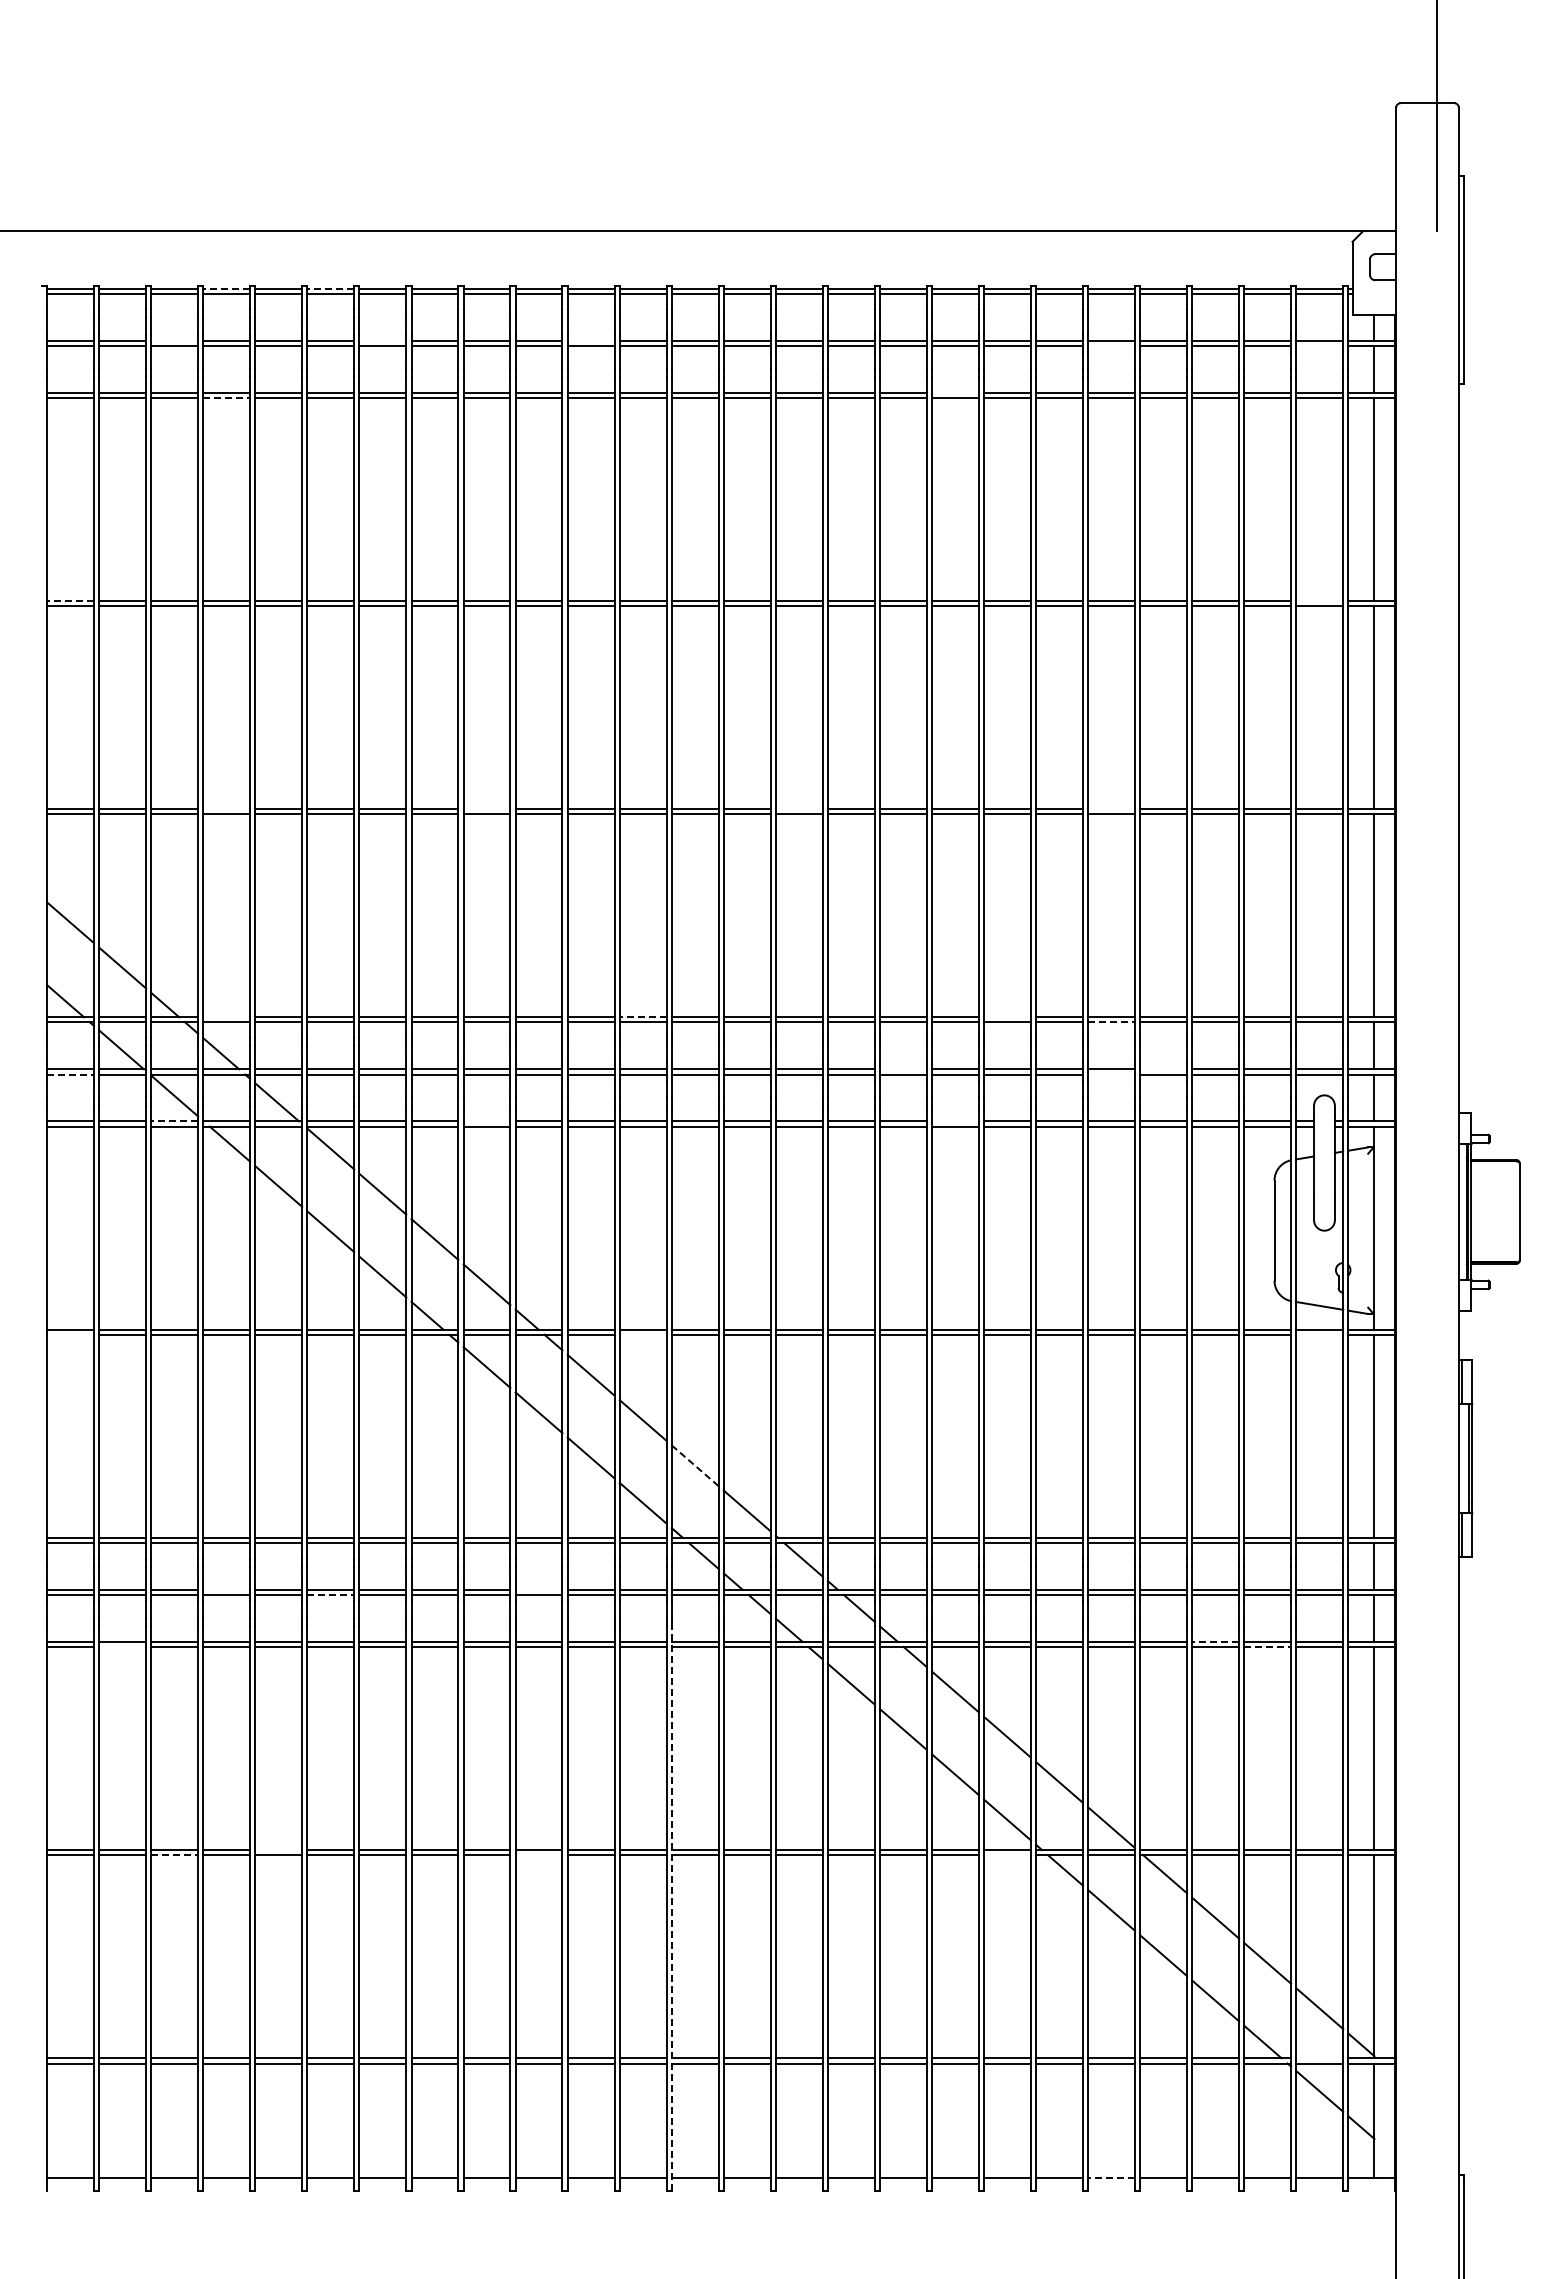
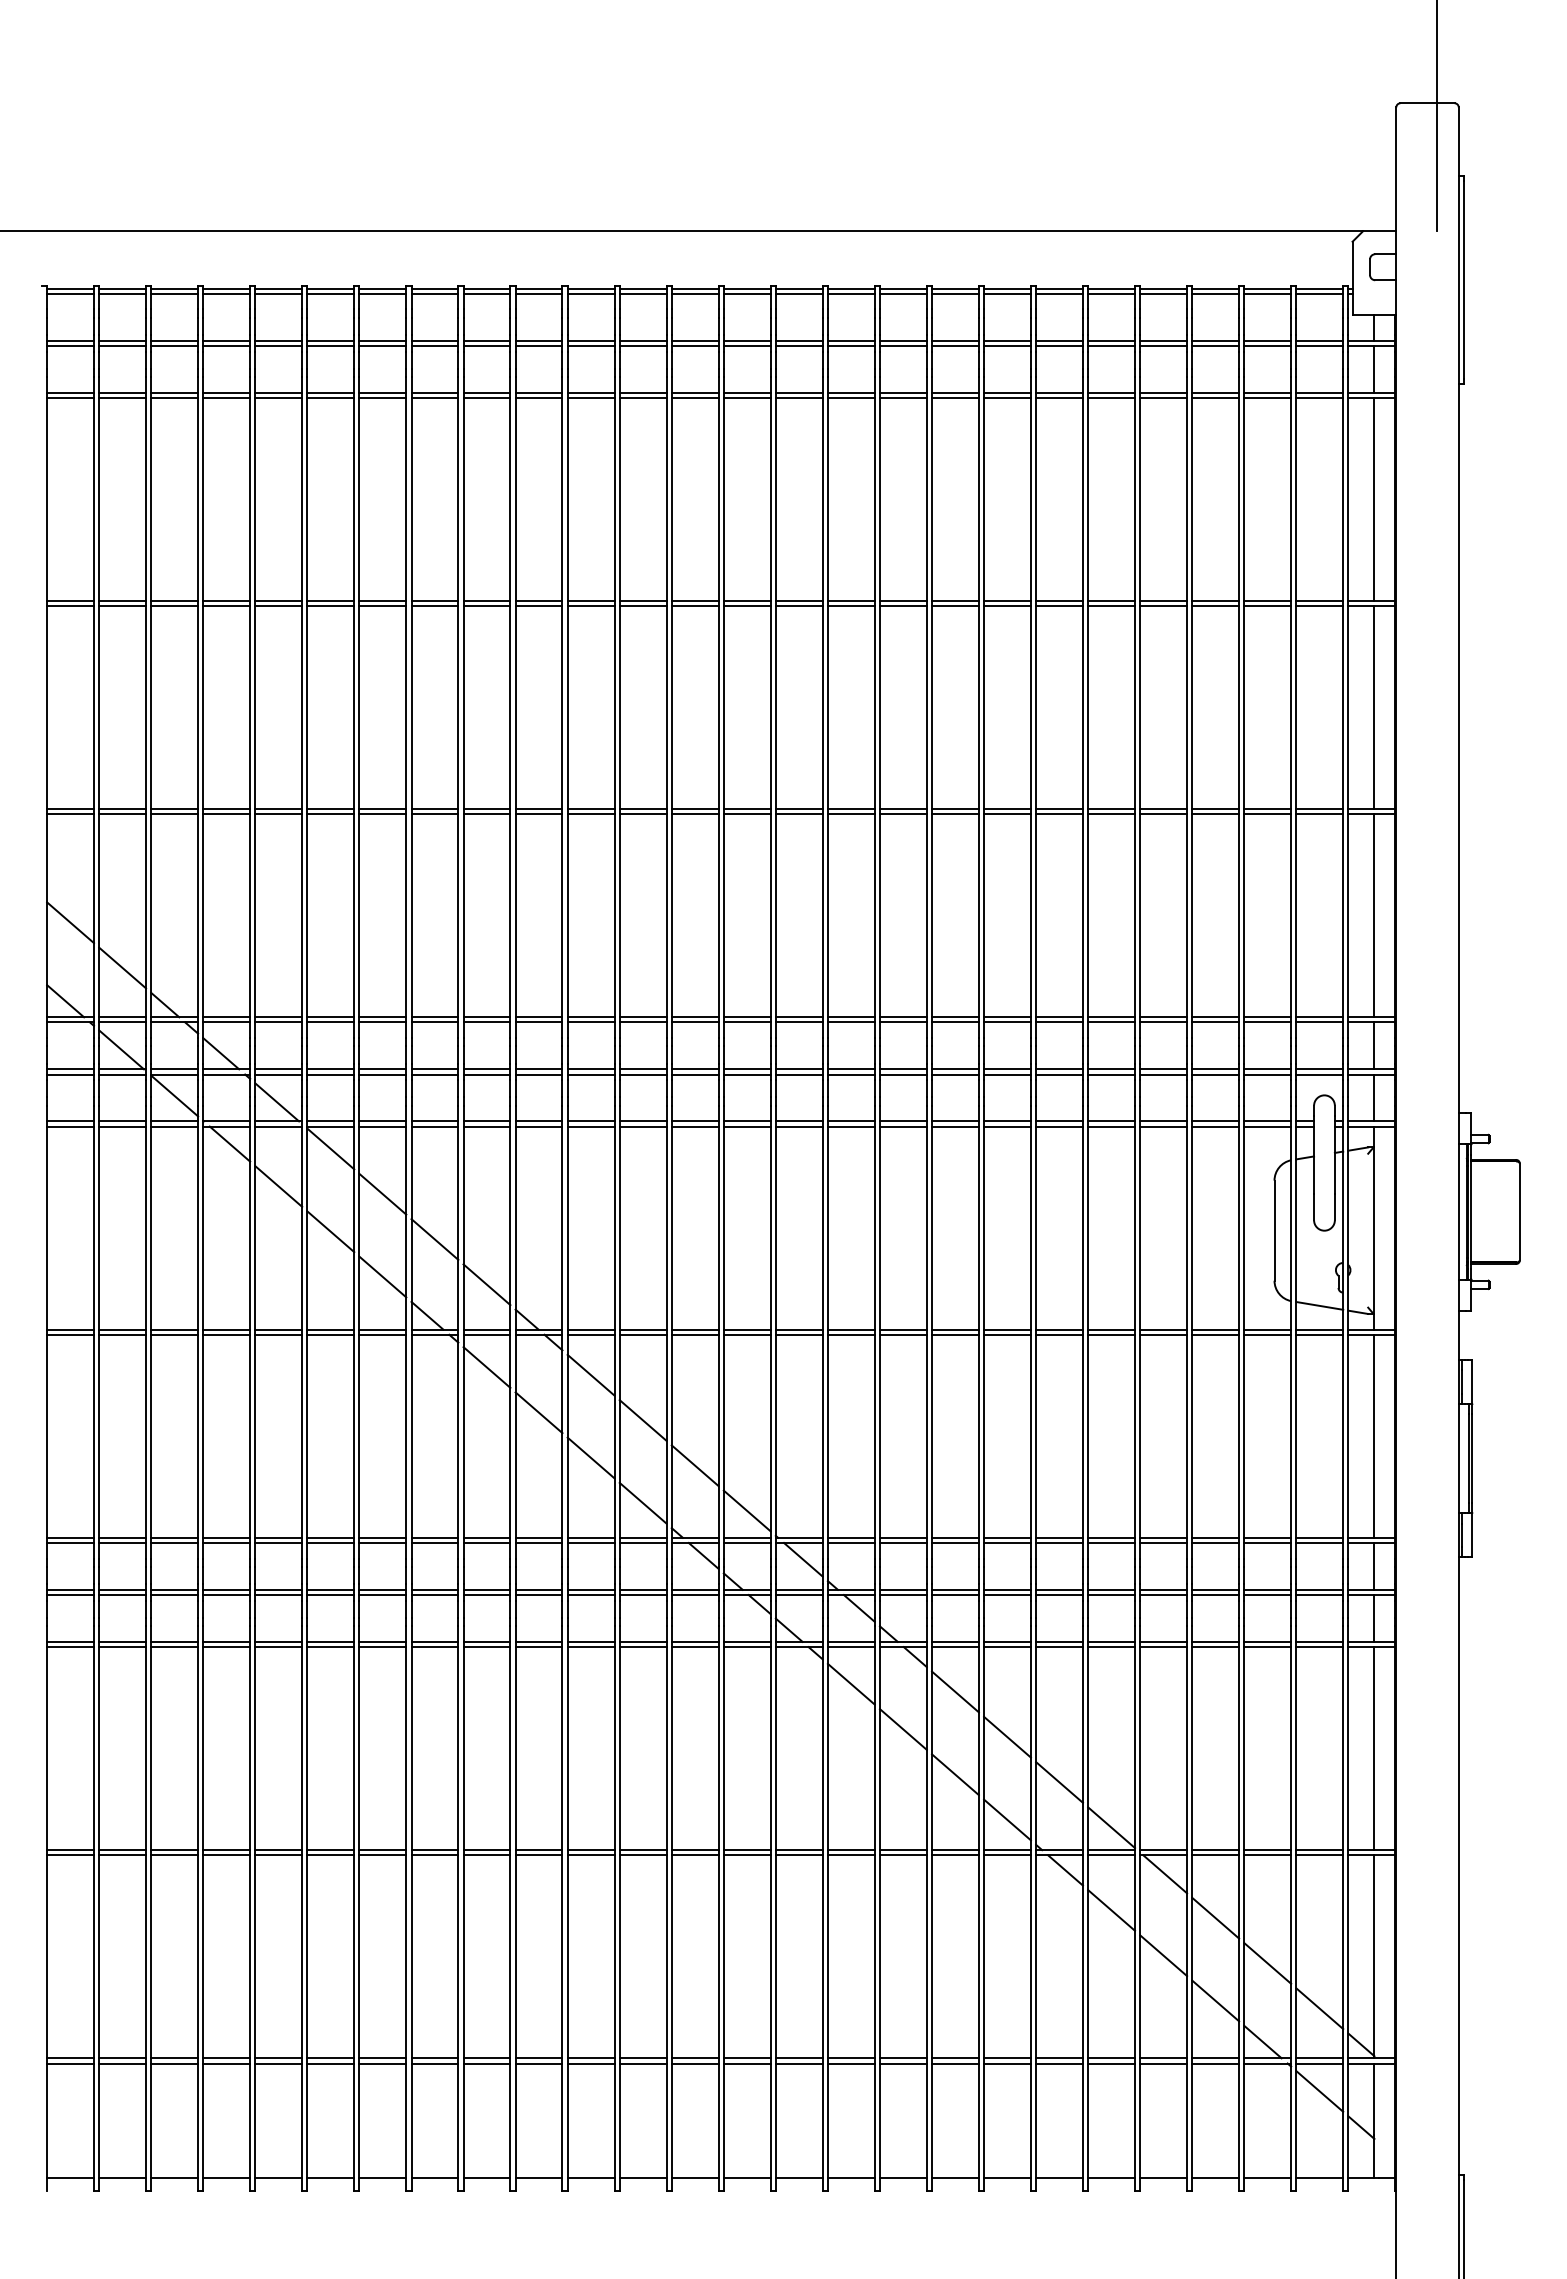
line: dashed -> solid (226, 288)
line: dashed -> solid (330, 288)
line: none -> present (174, 340)
line: none -> present (382, 340)
line: none -> present (590, 340)
line: none -> present (1111, 345)
line: none -> present (1319, 345)
line: none -> present (955, 392)
line: dashed -> solid (227, 397)
line: dashed -> solid (70, 600)
line: none -> present (1319, 600)
line: none -> present (226, 809)
line: none -> present (486, 809)
line: none -> present (798, 809)
line: none -> present (1111, 809)
line: none -> present (226, 1017)
line: dashed -> solid (642, 1017)
line: none -> present (1007, 1017)
line: dashed -> solid (1112, 1022)
line: none -> present (902, 1069)
line: none -> present (1163, 1069)
line: dashed -> solid (71, 1074)
line: none -> present (1111, 1074)
line: dashed -> solid (174, 1121)
line: none -> present (486, 1121)
line: none -> present (955, 1121)
line: none -> present (70, 1334)
line: none -> present (642, 1334)
line: none -> present (1319, 1334)
line: dashed -> solid (695, 1466)
line: none -> present (226, 1589)
line: none -> present (538, 1589)
line: dashed -> solid (331, 1595)
line: dashed -> solid (1215, 1641)
line: none -> present (122, 1647)
line: dashed -> solid (1268, 1647)
line: none -> present (278, 1850)
line: dashed -> solid (175, 1855)
line: none -> present (538, 1855)
line: none -> present (1007, 1855)
line: dashed -> solid (671, 1908)
line: none -> present (1319, 2058)
line: dashed -> solid (1111, 2178)
